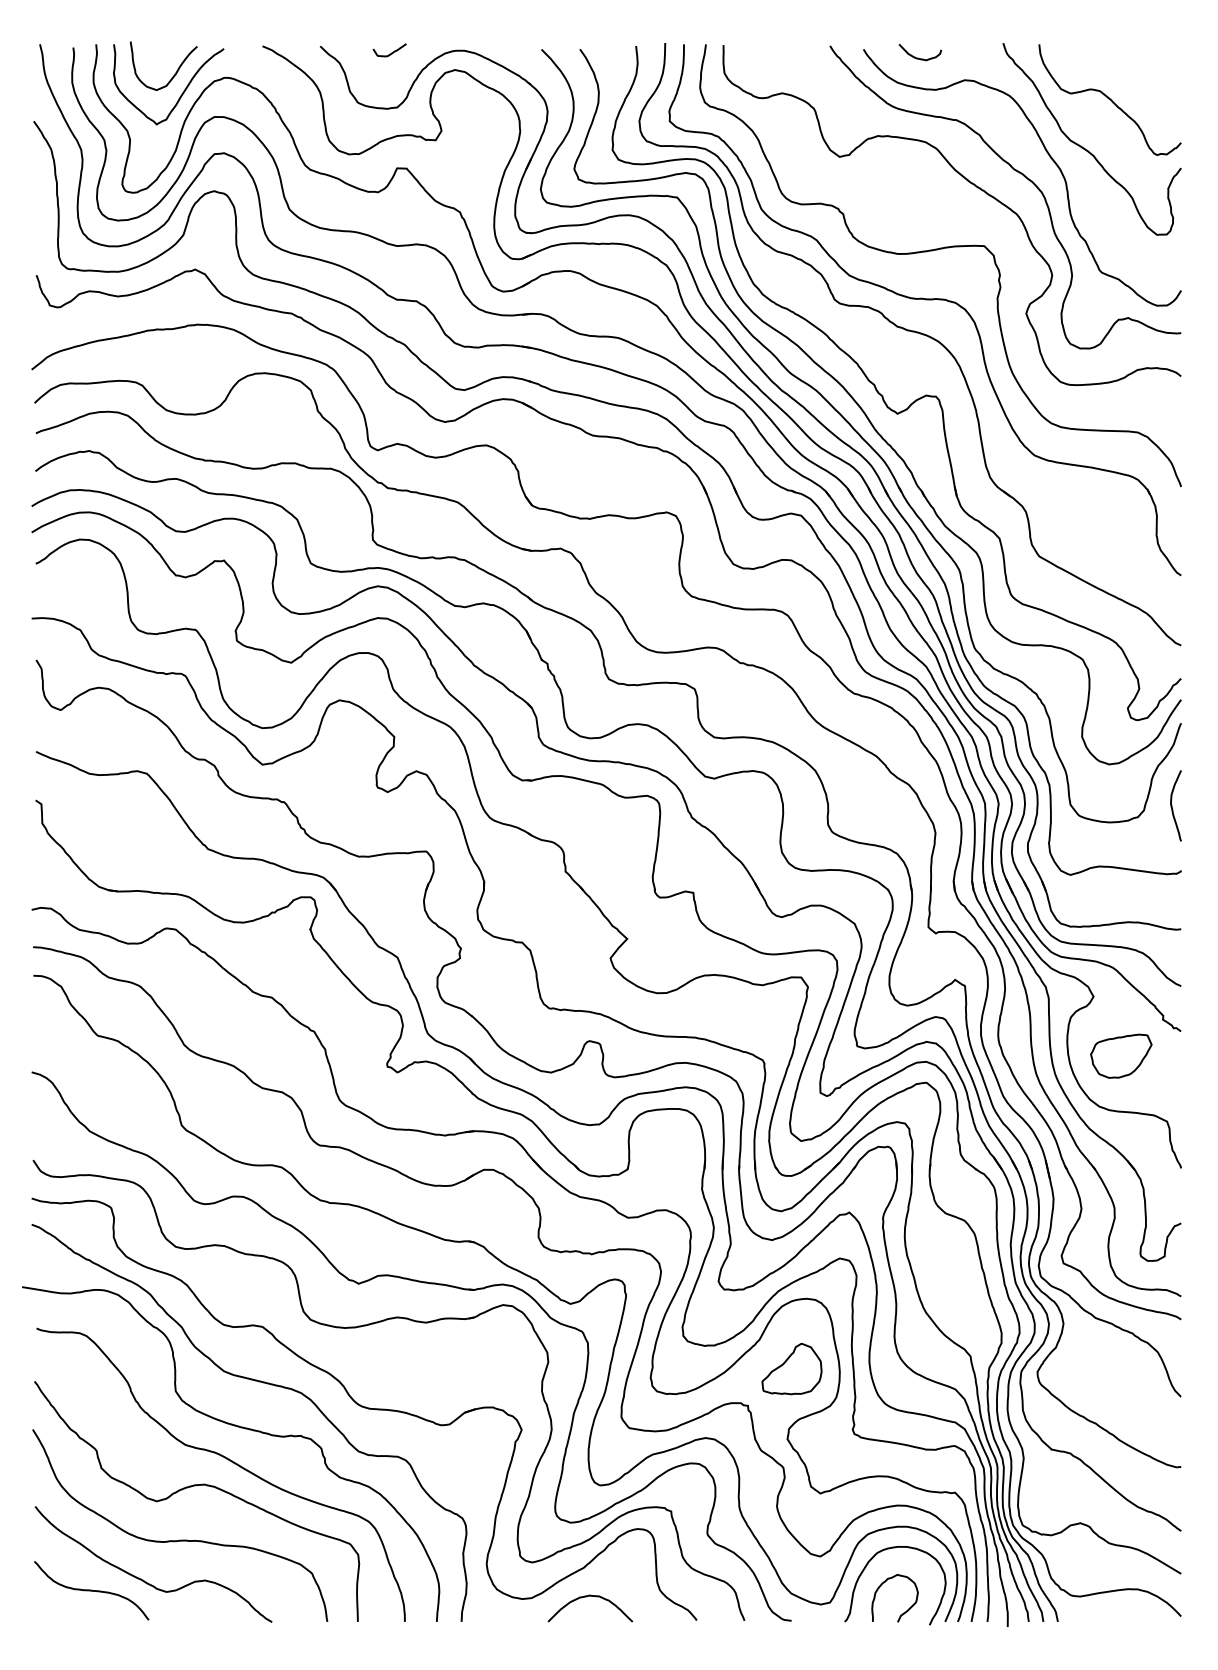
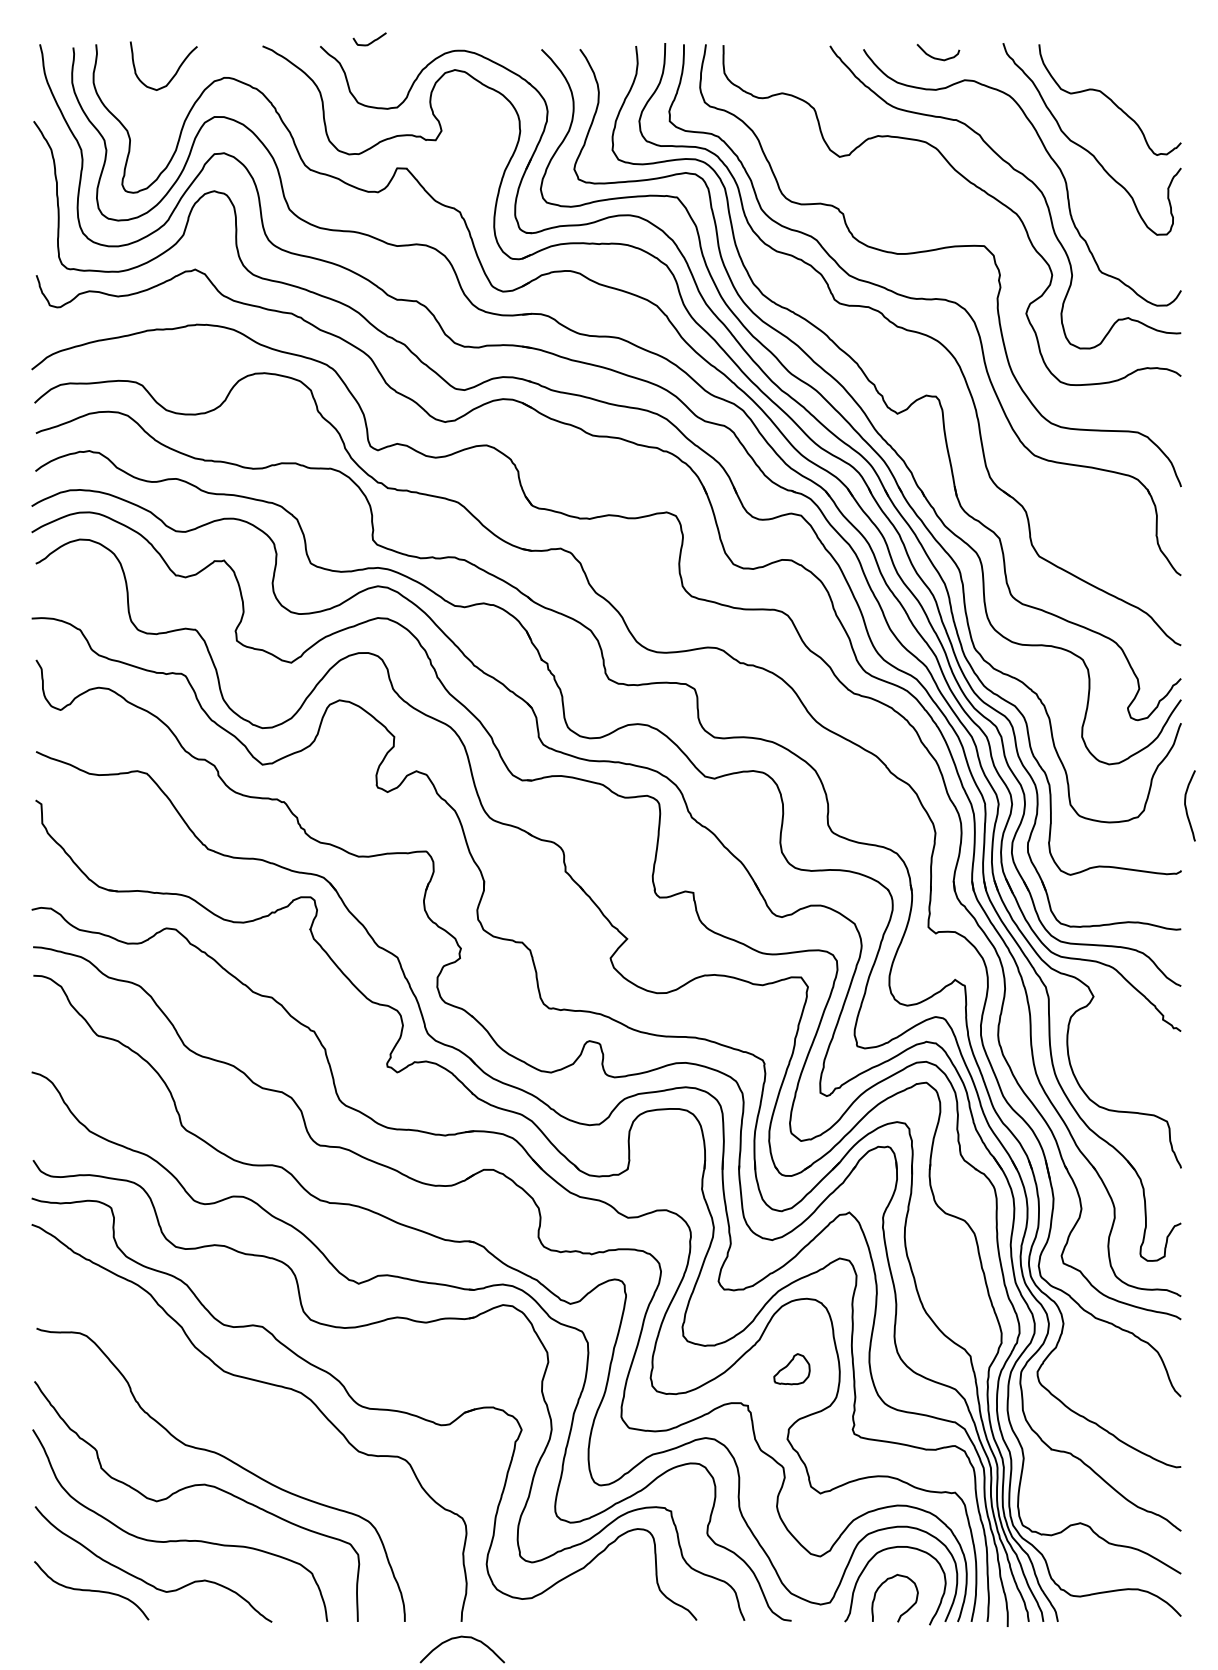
curve position: (391, 52) -> (371, 41) (371, 41)
curve position: (918, 57) -> (936, 57) (936, 57)
curve: present -> none (181, 93)
curve position: (1172, 805) -> (1186, 805) (1186, 805)
part: present -> none (1121, 1055)
part size: 62x53 px -> 38x33 px (791, 1369)
curve: present -> none (237, 1427)
curve position: (586, 1597) -> (458, 1638) (458, 1638)
